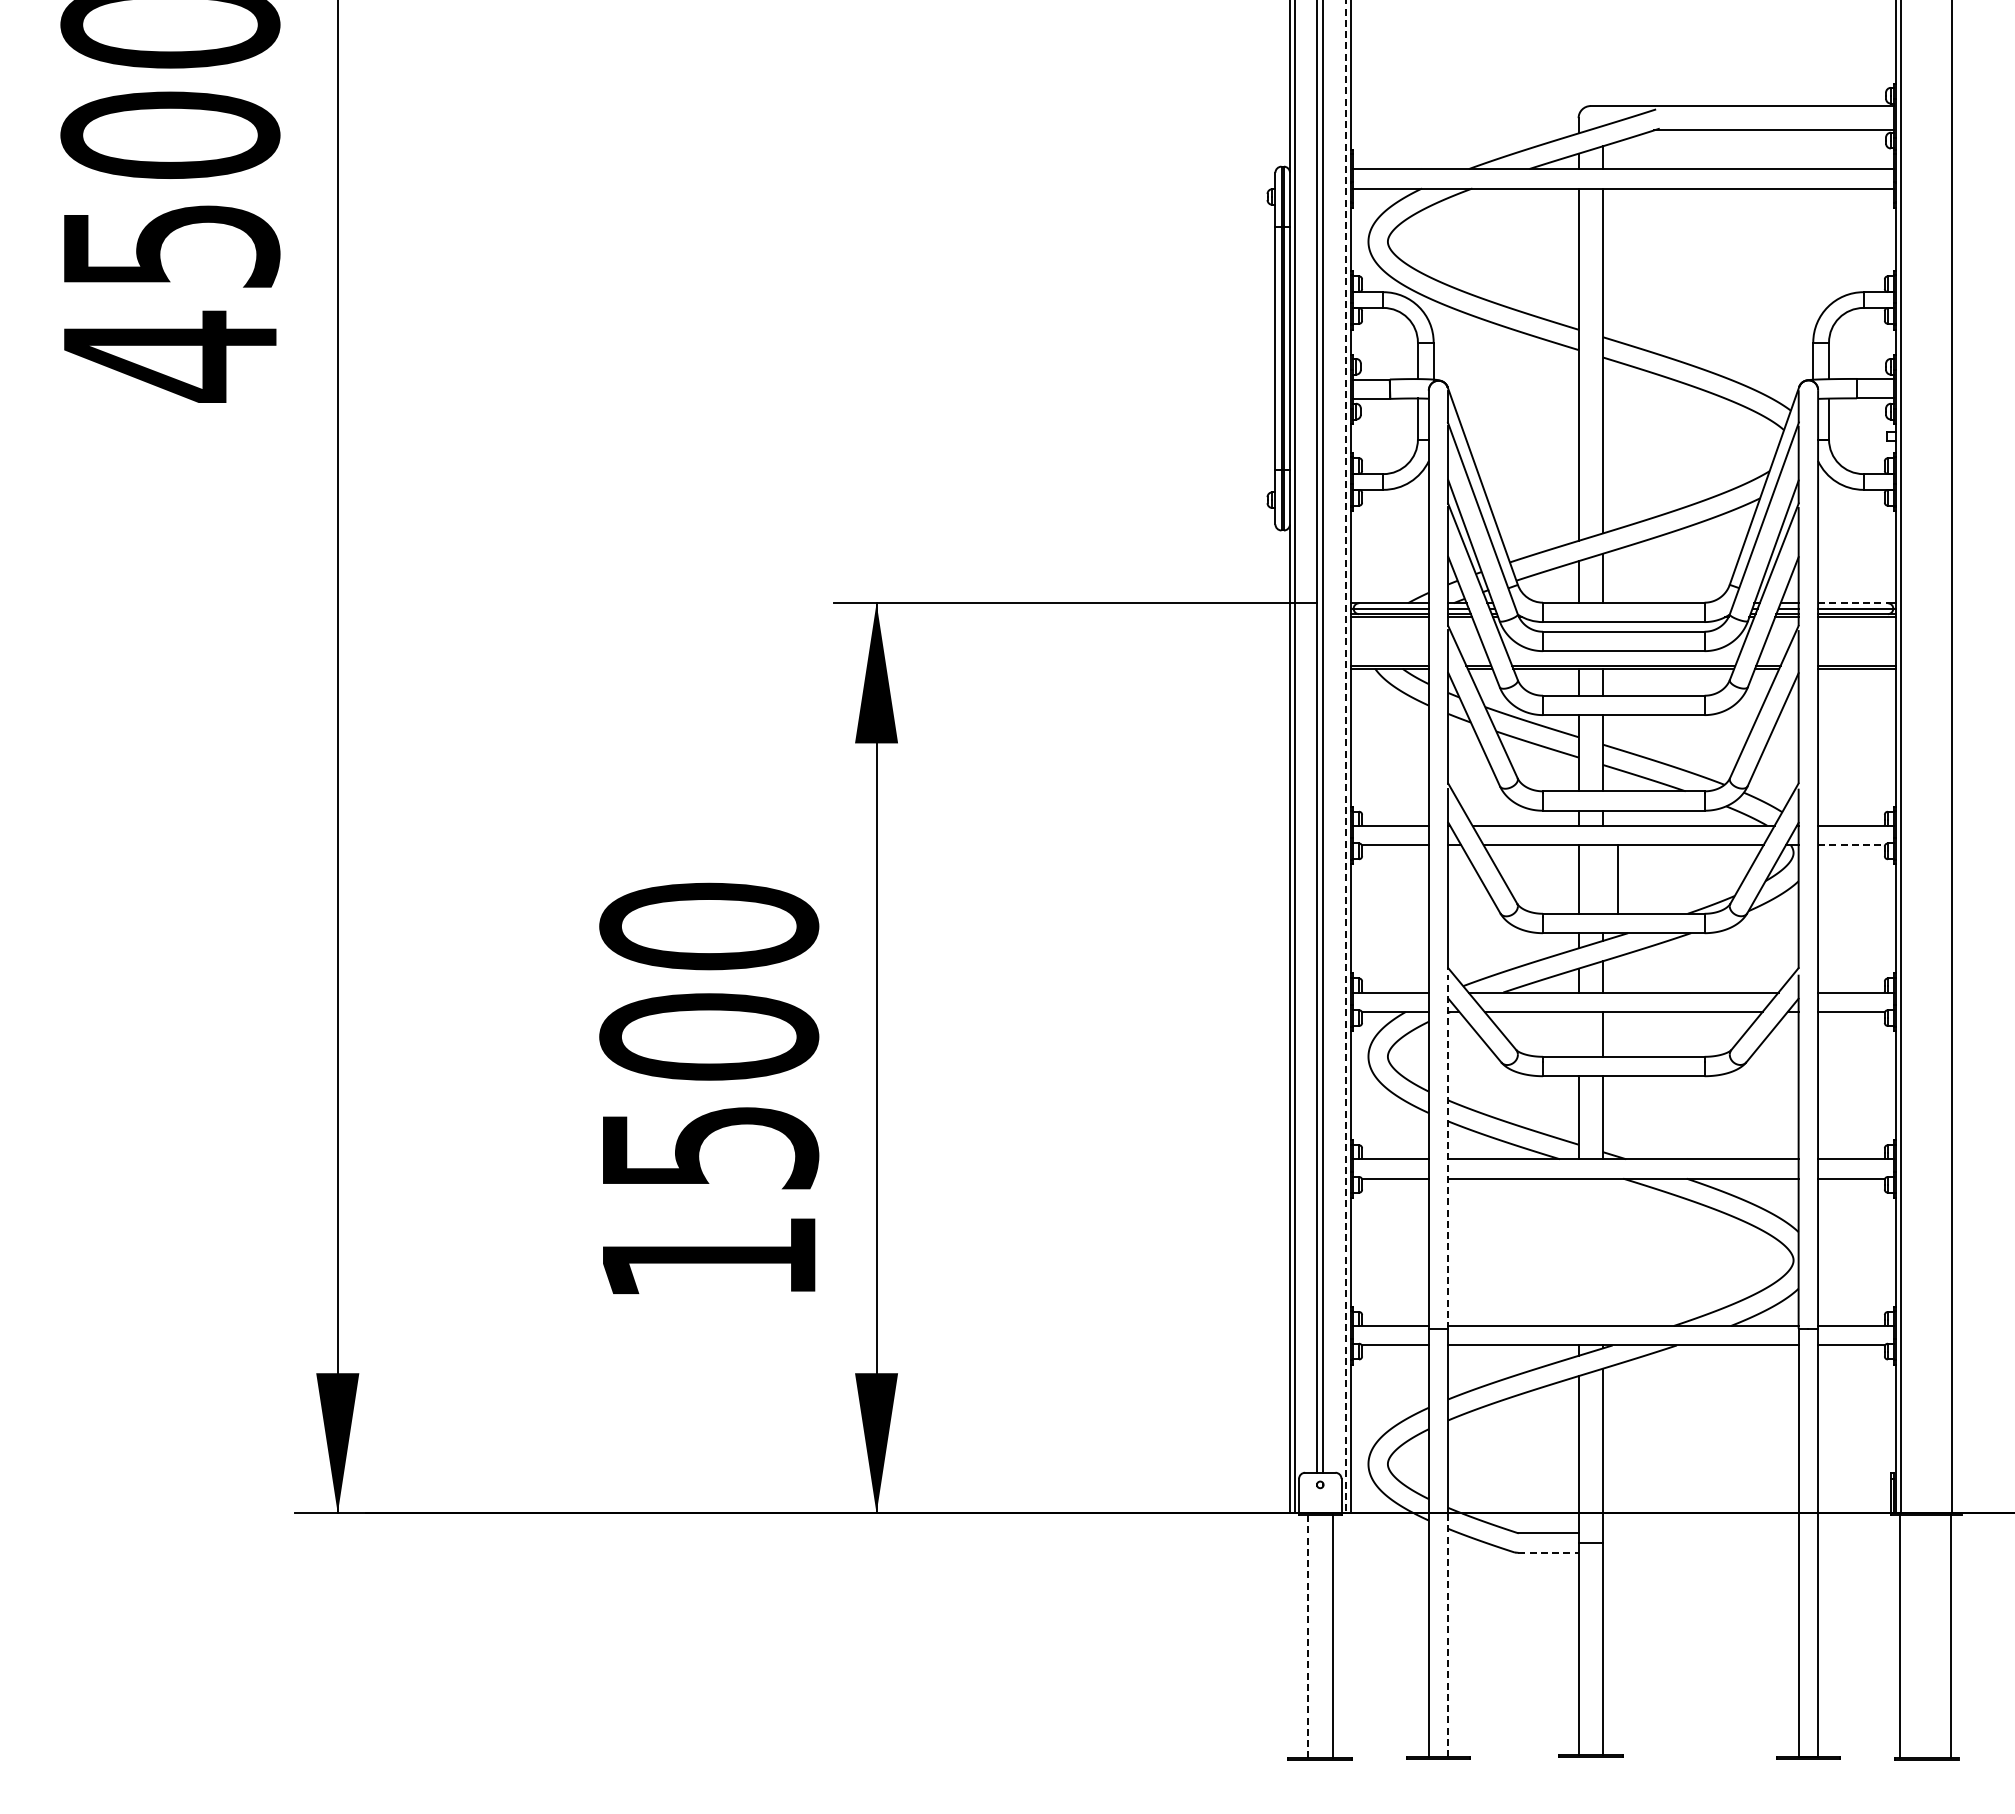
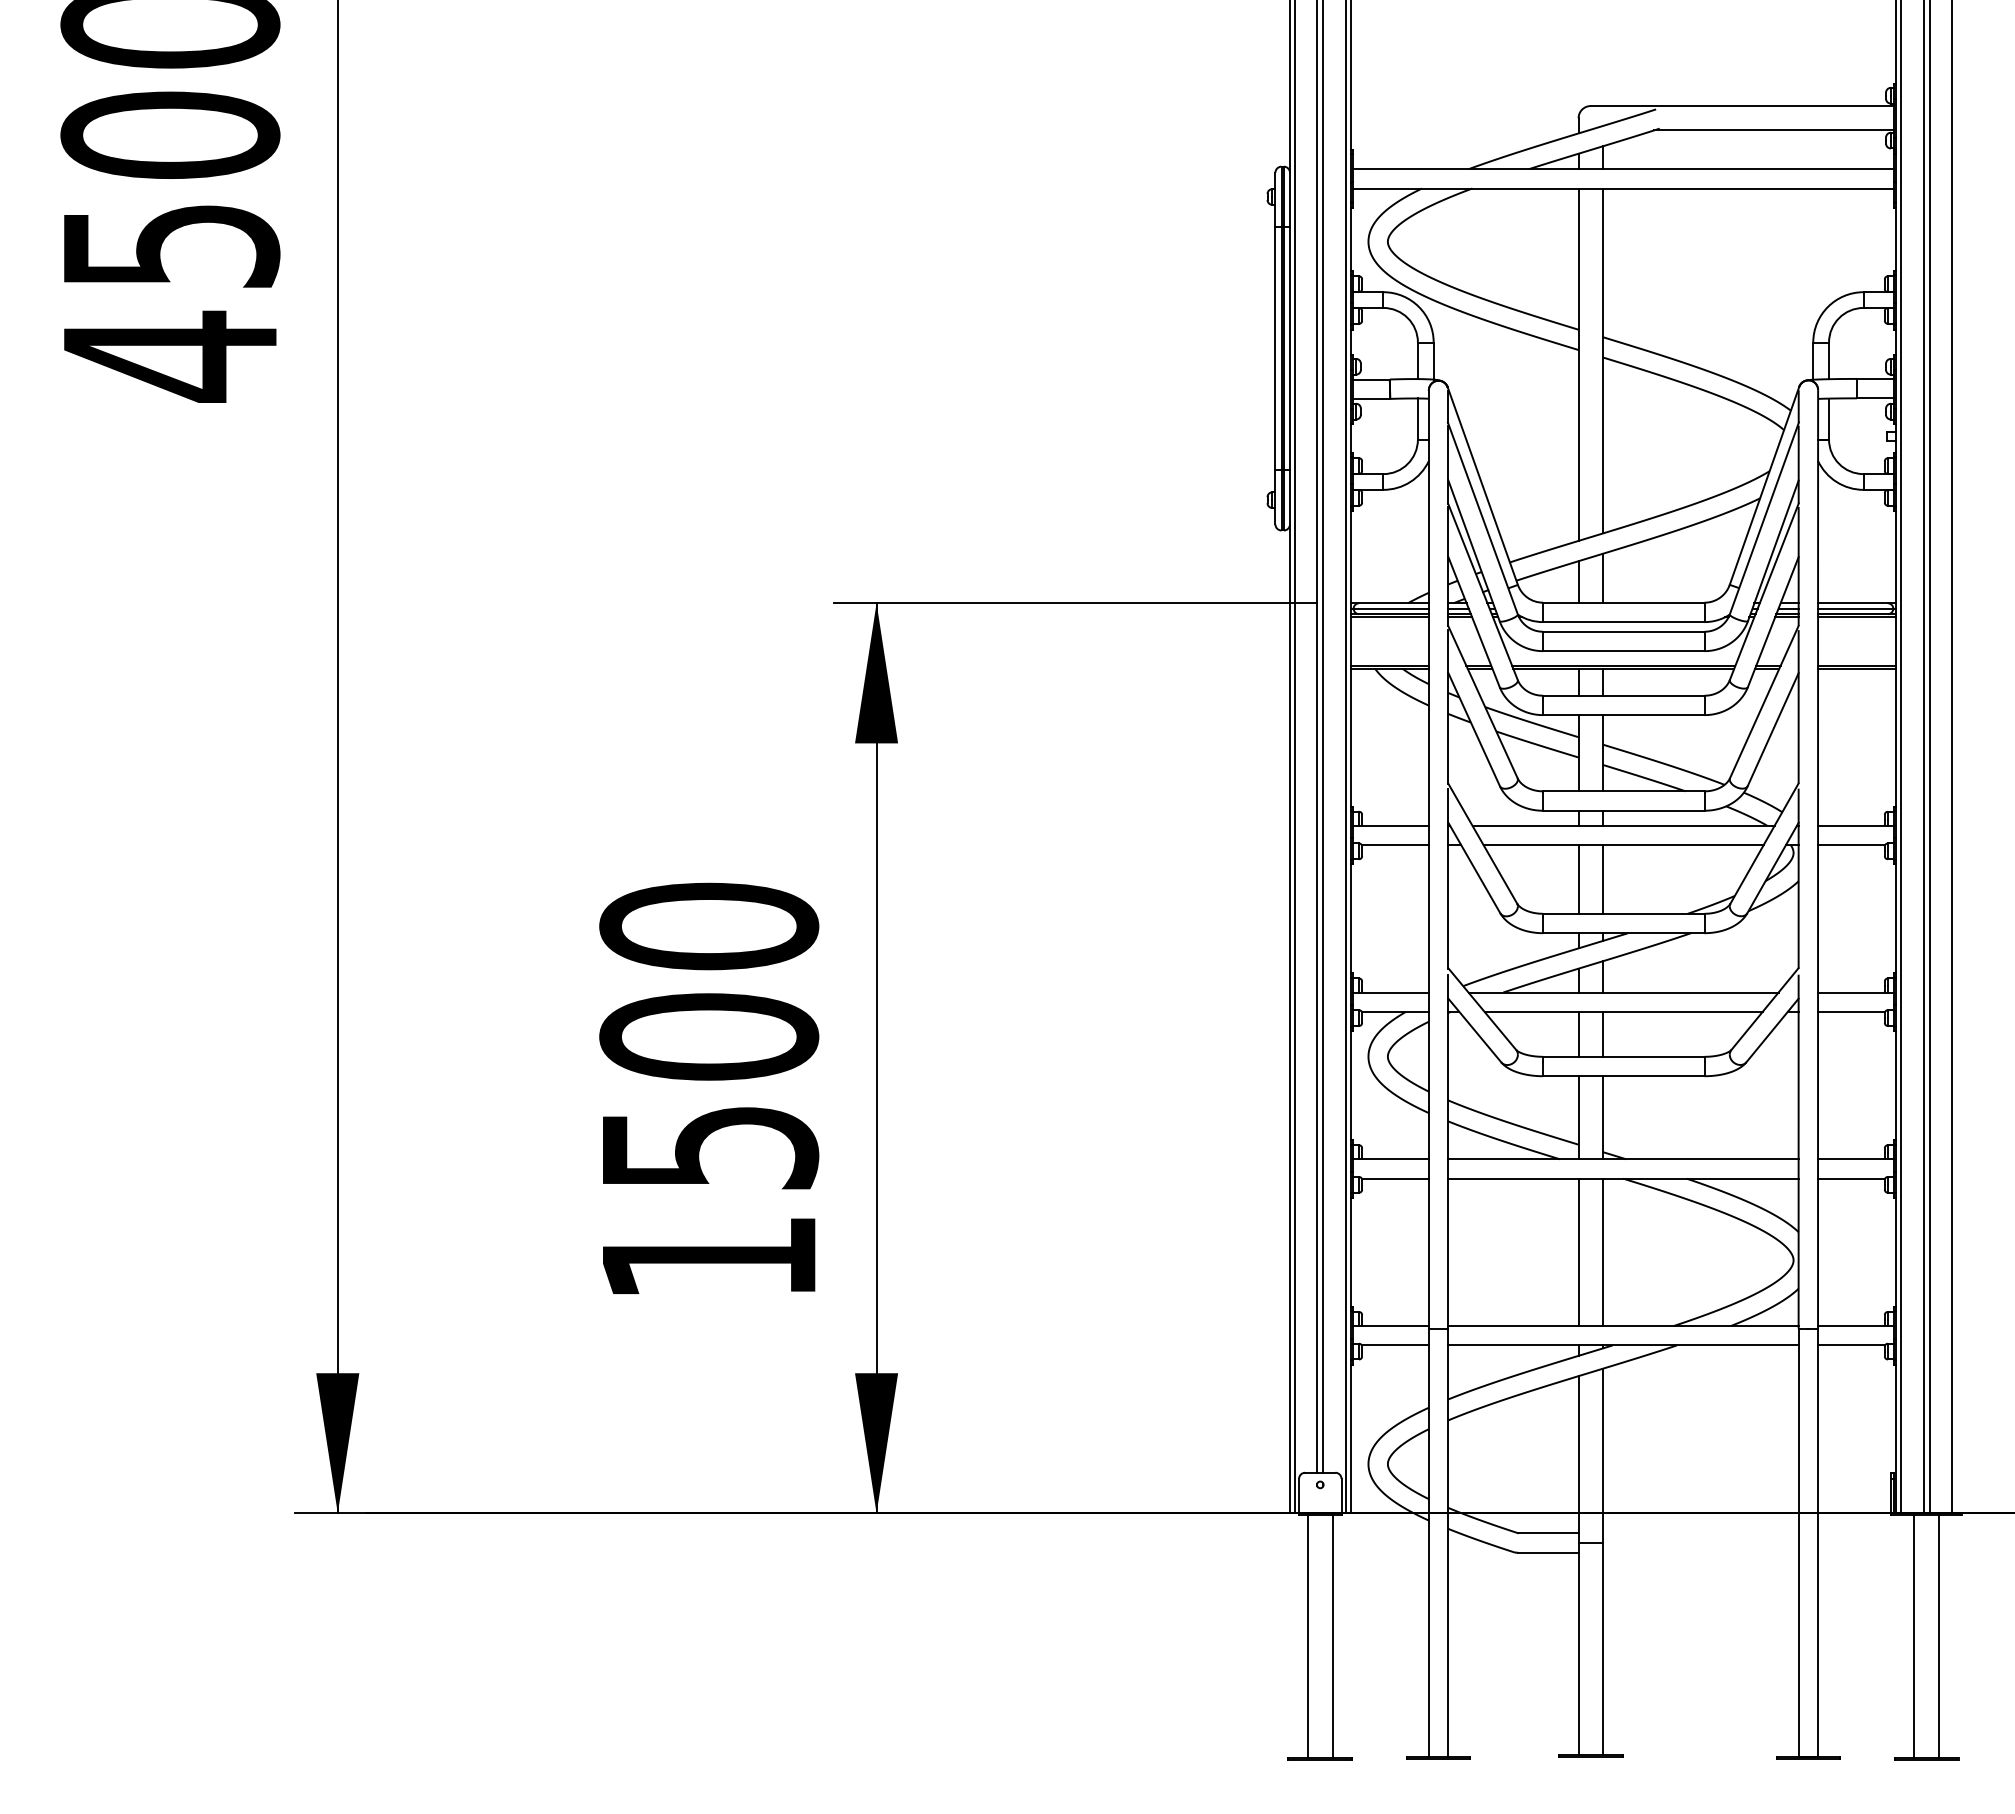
line: dashed -> solid (1852, 603)
line: dashed -> solid (1345, 757)
line: none -> present (1923, 757)
line: none -> present (1929, 757)
line: dashed -> solid (1851, 845)
line position: (1617, 879) -> (1602, 879) (1602, 879)
line: none -> present (1578, 1033)
line: dashed -> solid (1448, 1151)
line: none -> present (1578, 1252)
line: none -> present (1602, 1252)
line: dashed -> solid (1549, 1552)
line: dashed -> solid (1448, 1635)
line: dashed -> solid (1307, 1636)
line position: (1899, 1636) -> (1913, 1636) (1913, 1636)
line position: (1951, 1636) -> (1939, 1636) (1939, 1636)
